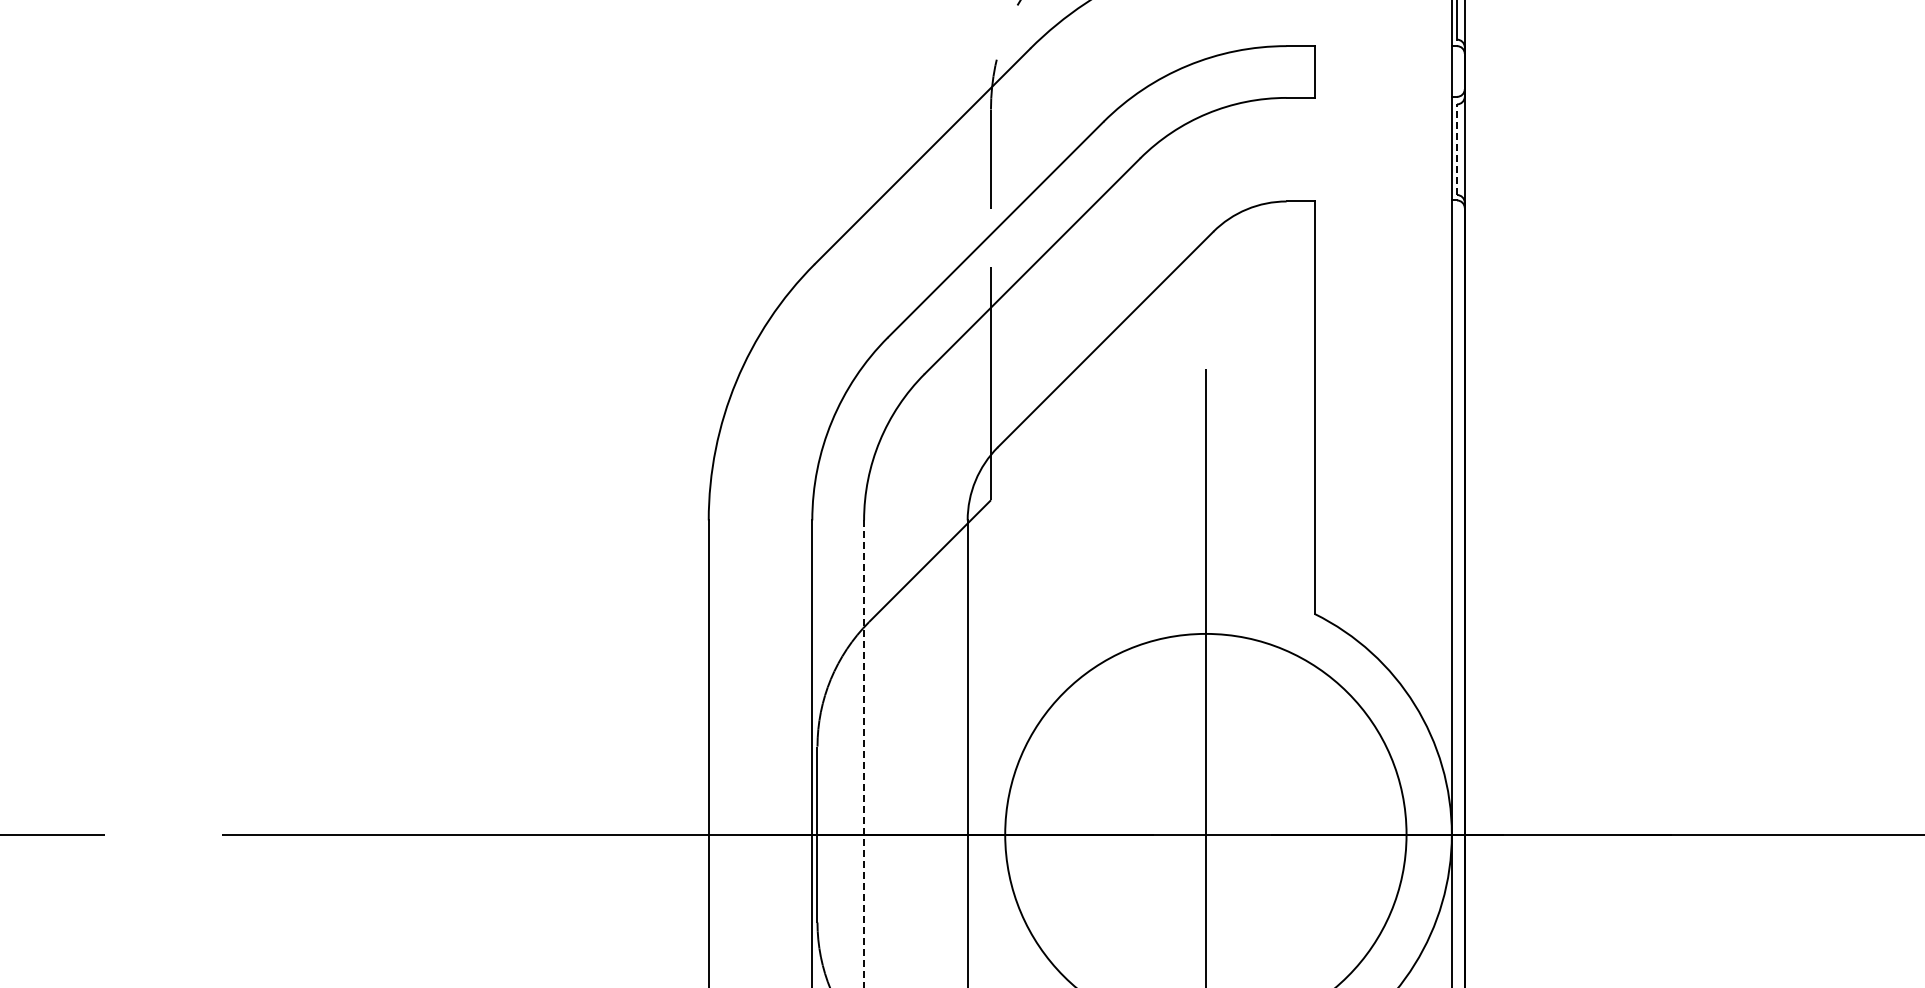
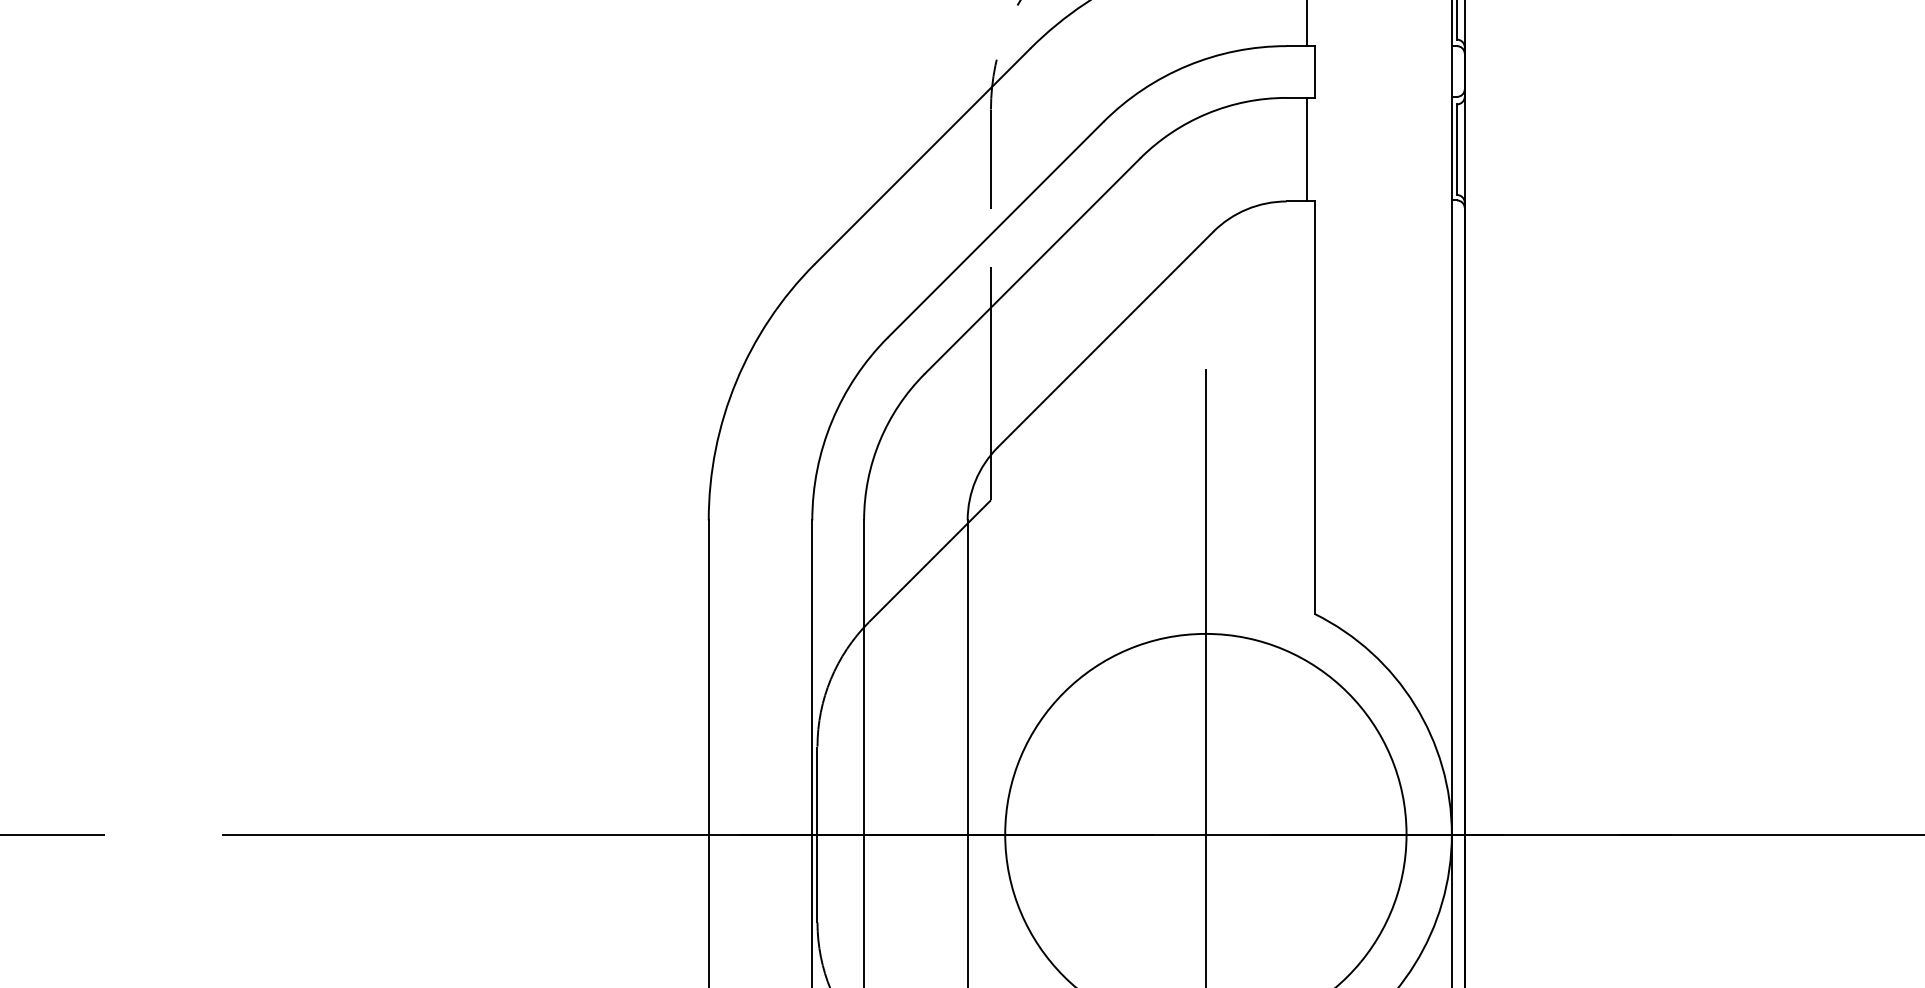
line: none -> present (1306, 24)
line: none -> present (1306, 149)
line: dashed -> solid (1457, 149)
line: dashed -> solid (864, 754)
